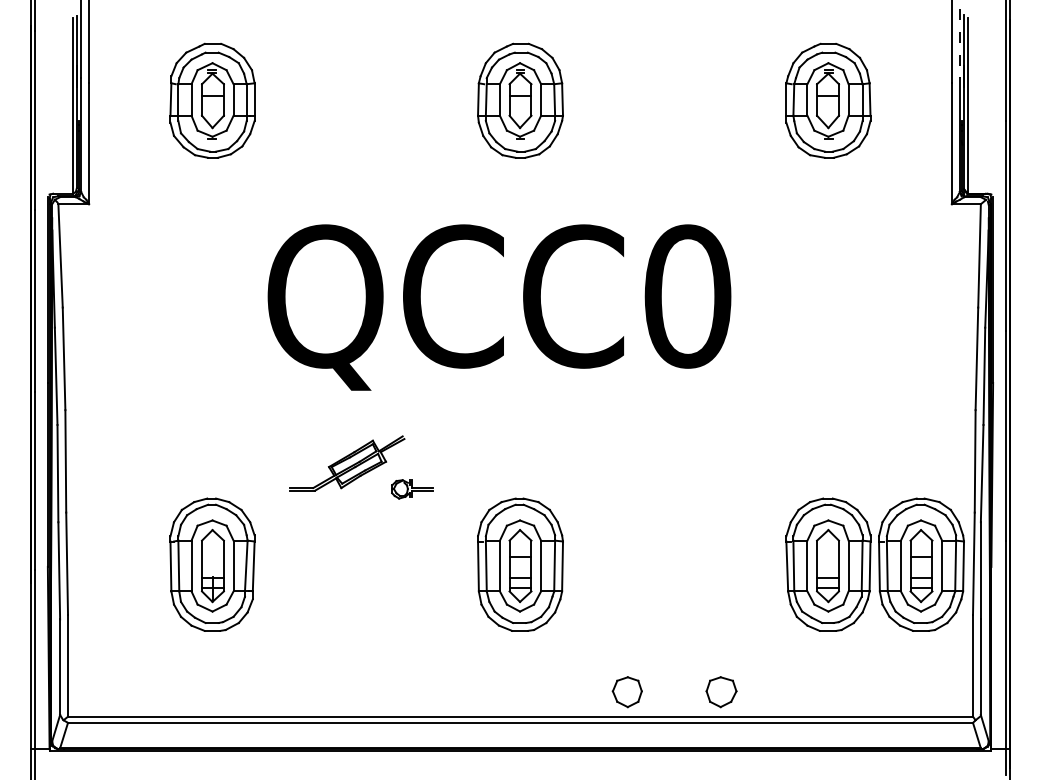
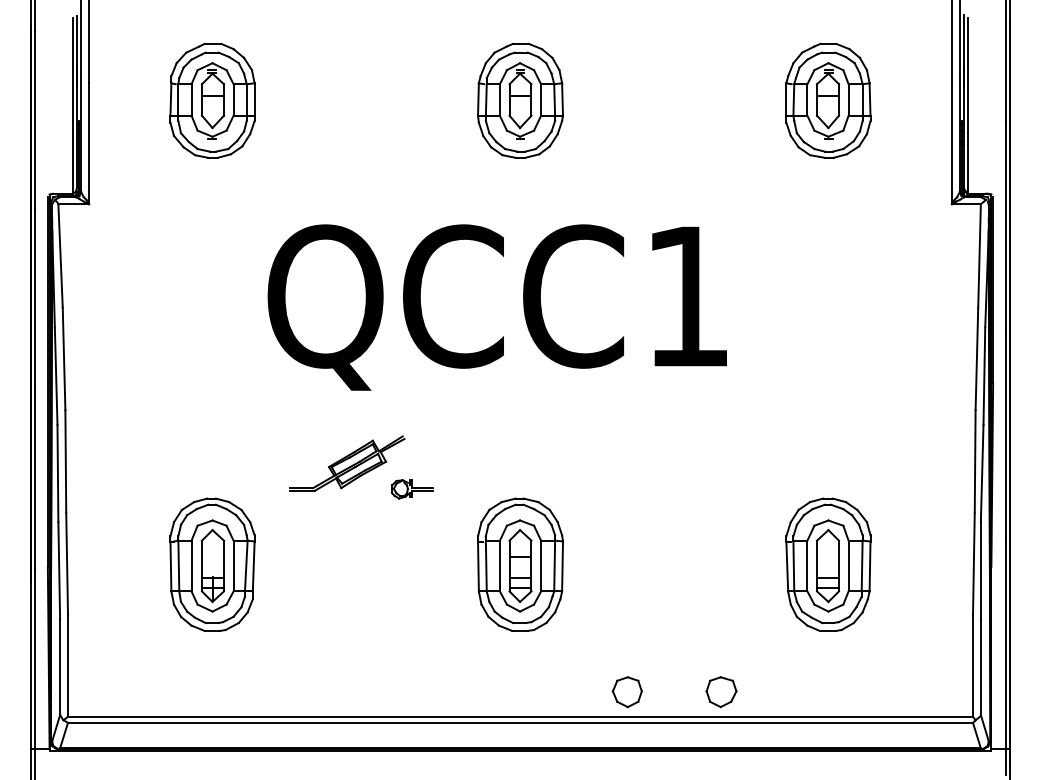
line: dashed -> solid (959, 39)
text: QCC0 -> QCC1 (687, 296)
part: present -> none (921, 564)
